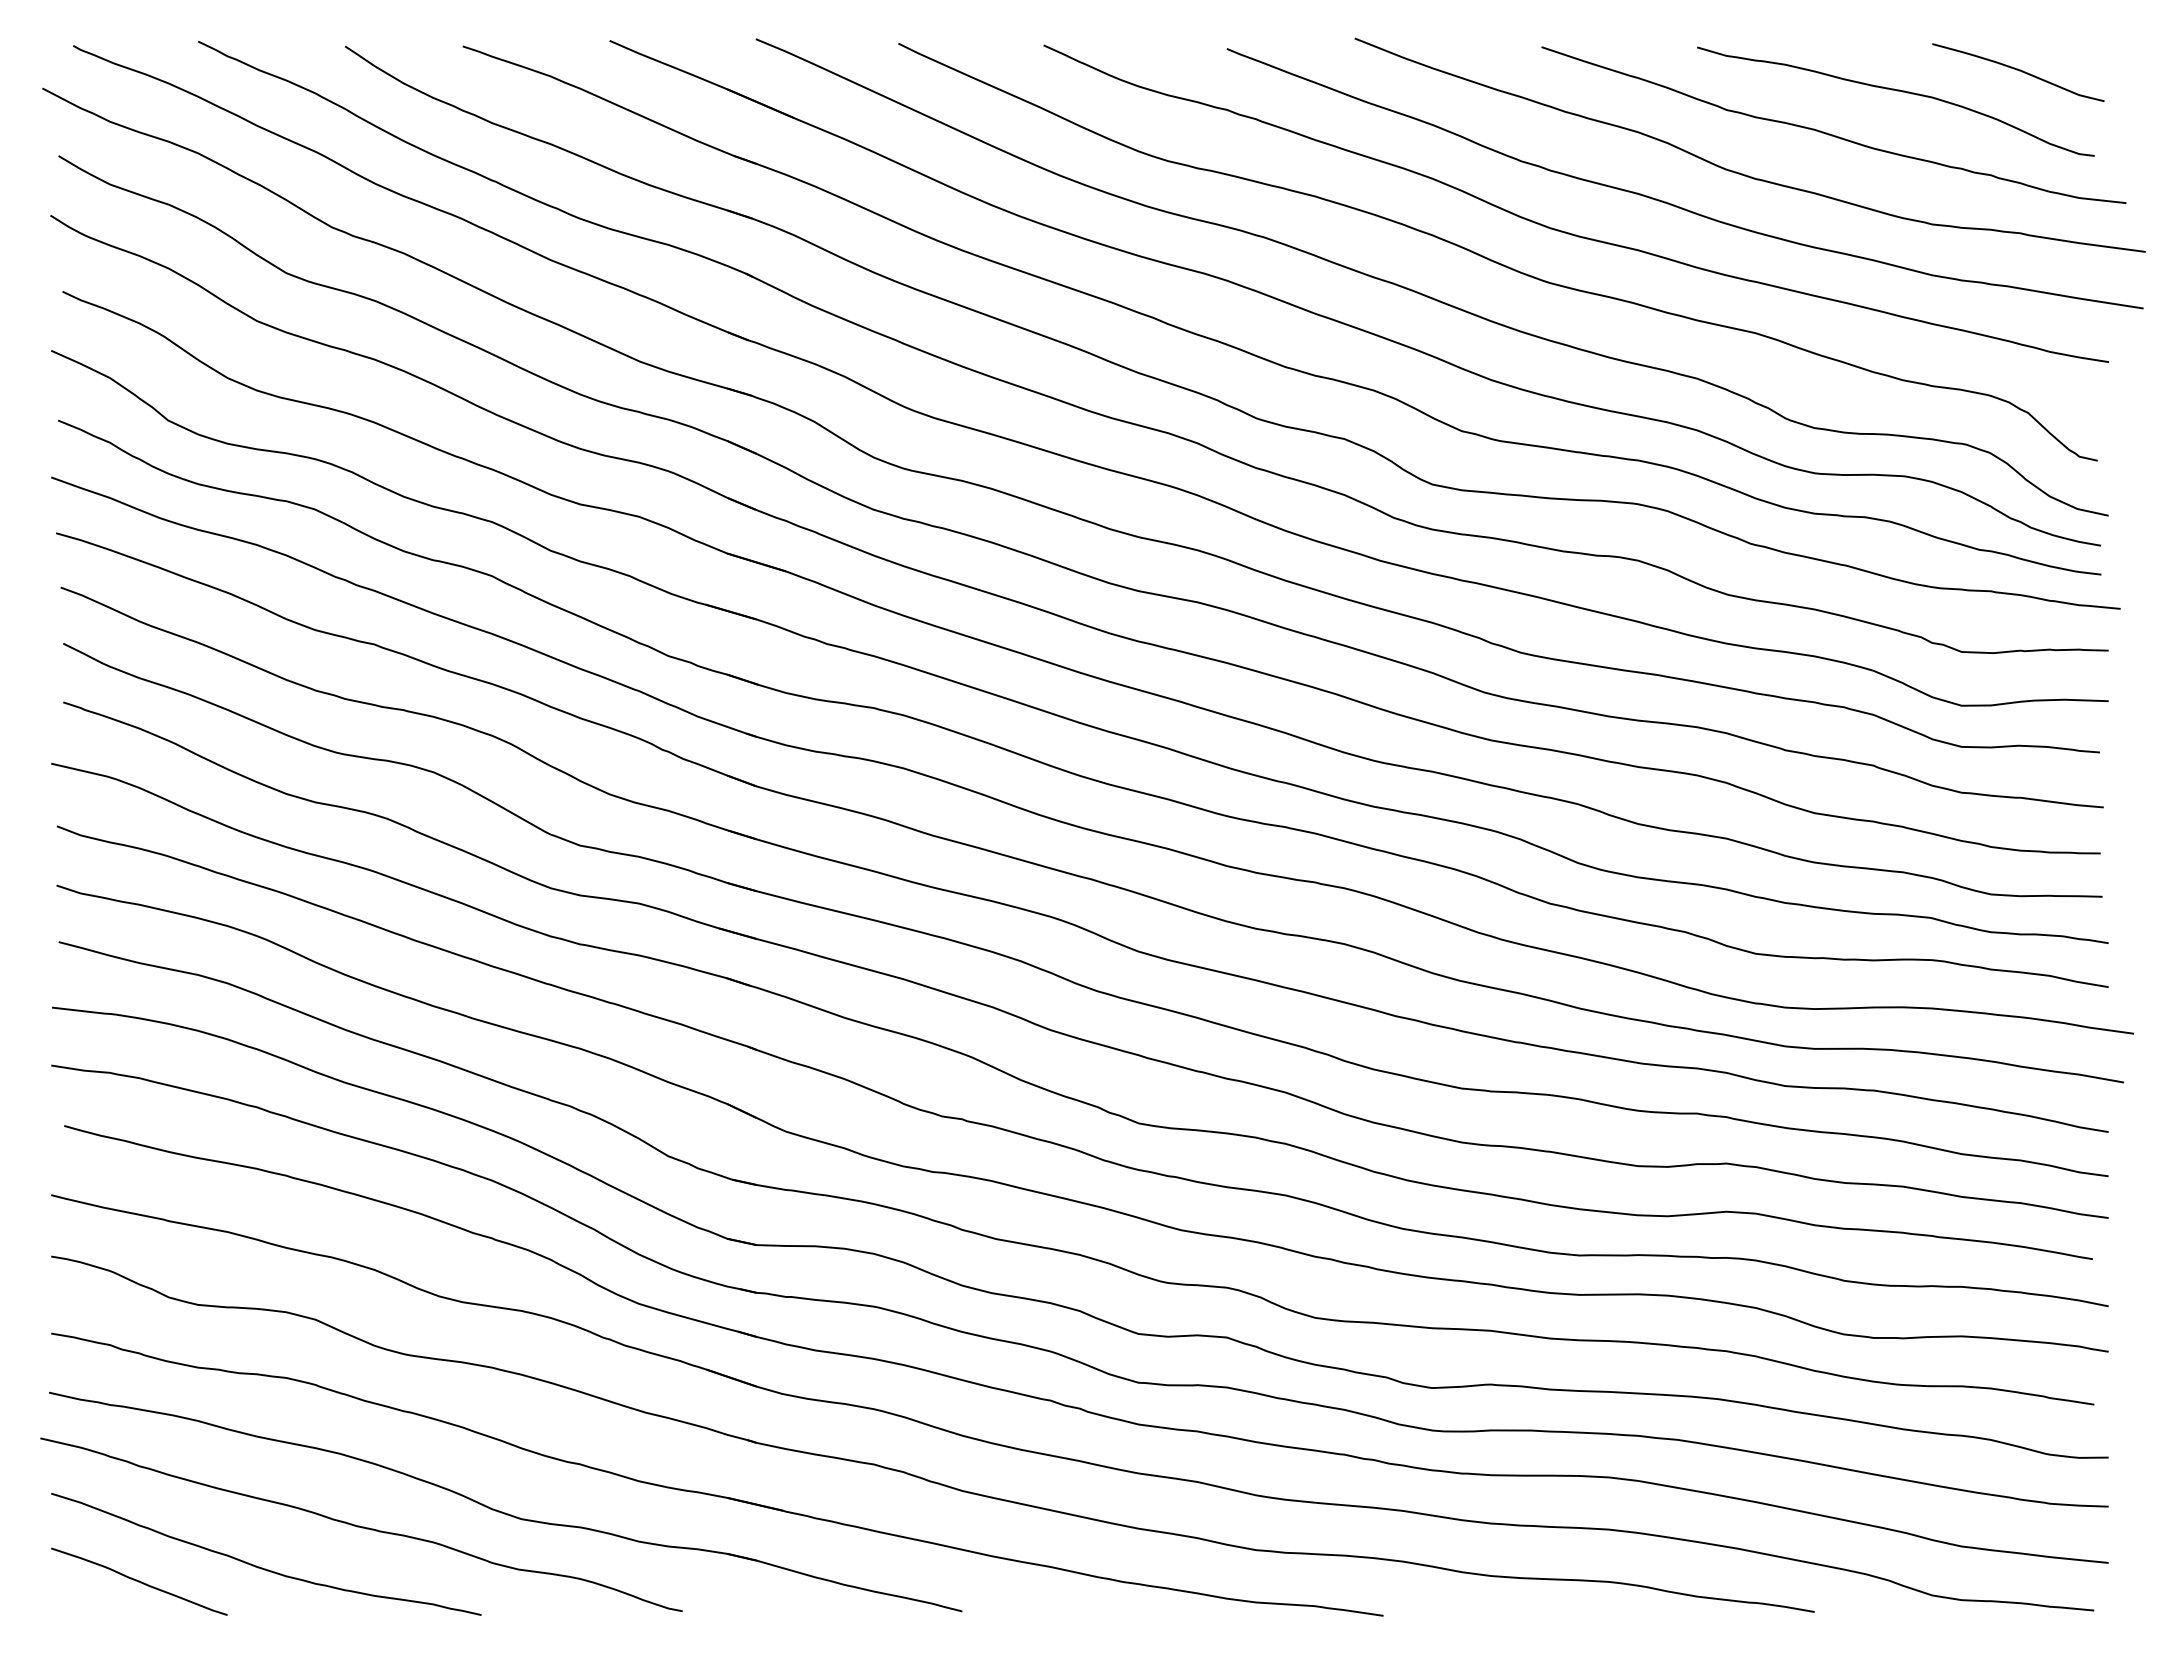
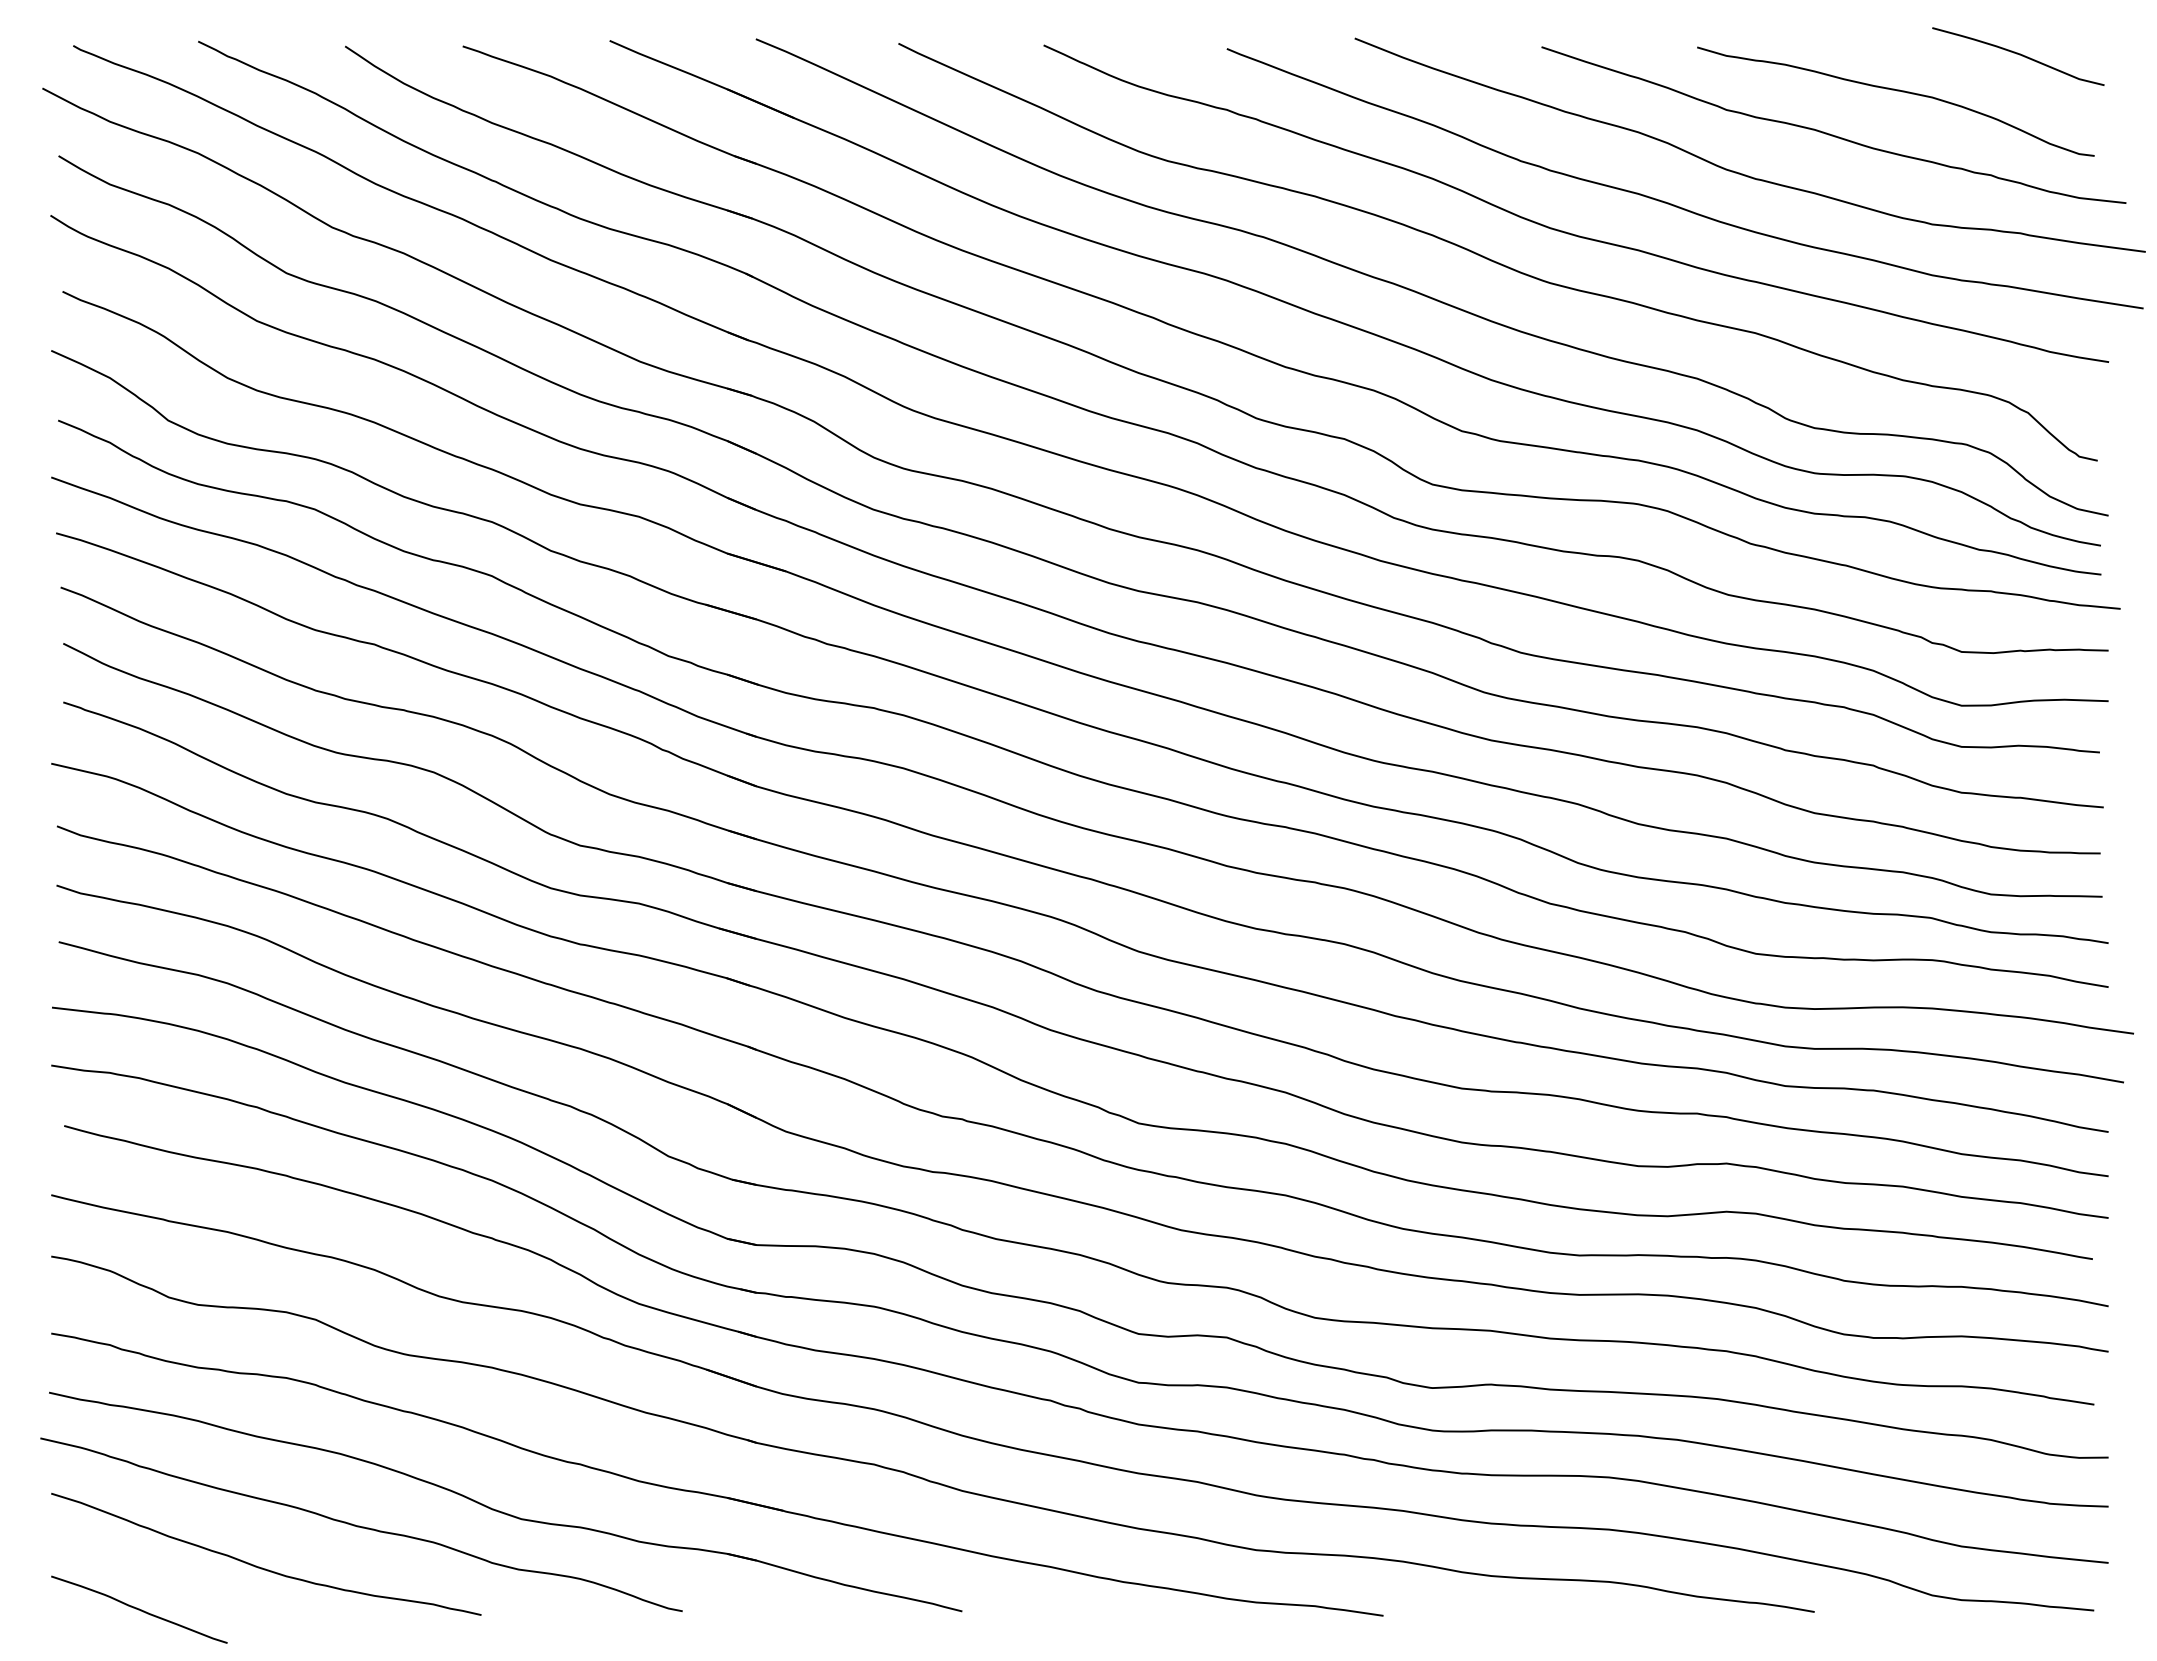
curve position: (2019, 71) -> (2019, 55) (2019, 55)
curve position: (139, 1581) -> (139, 1609) (139, 1609)
